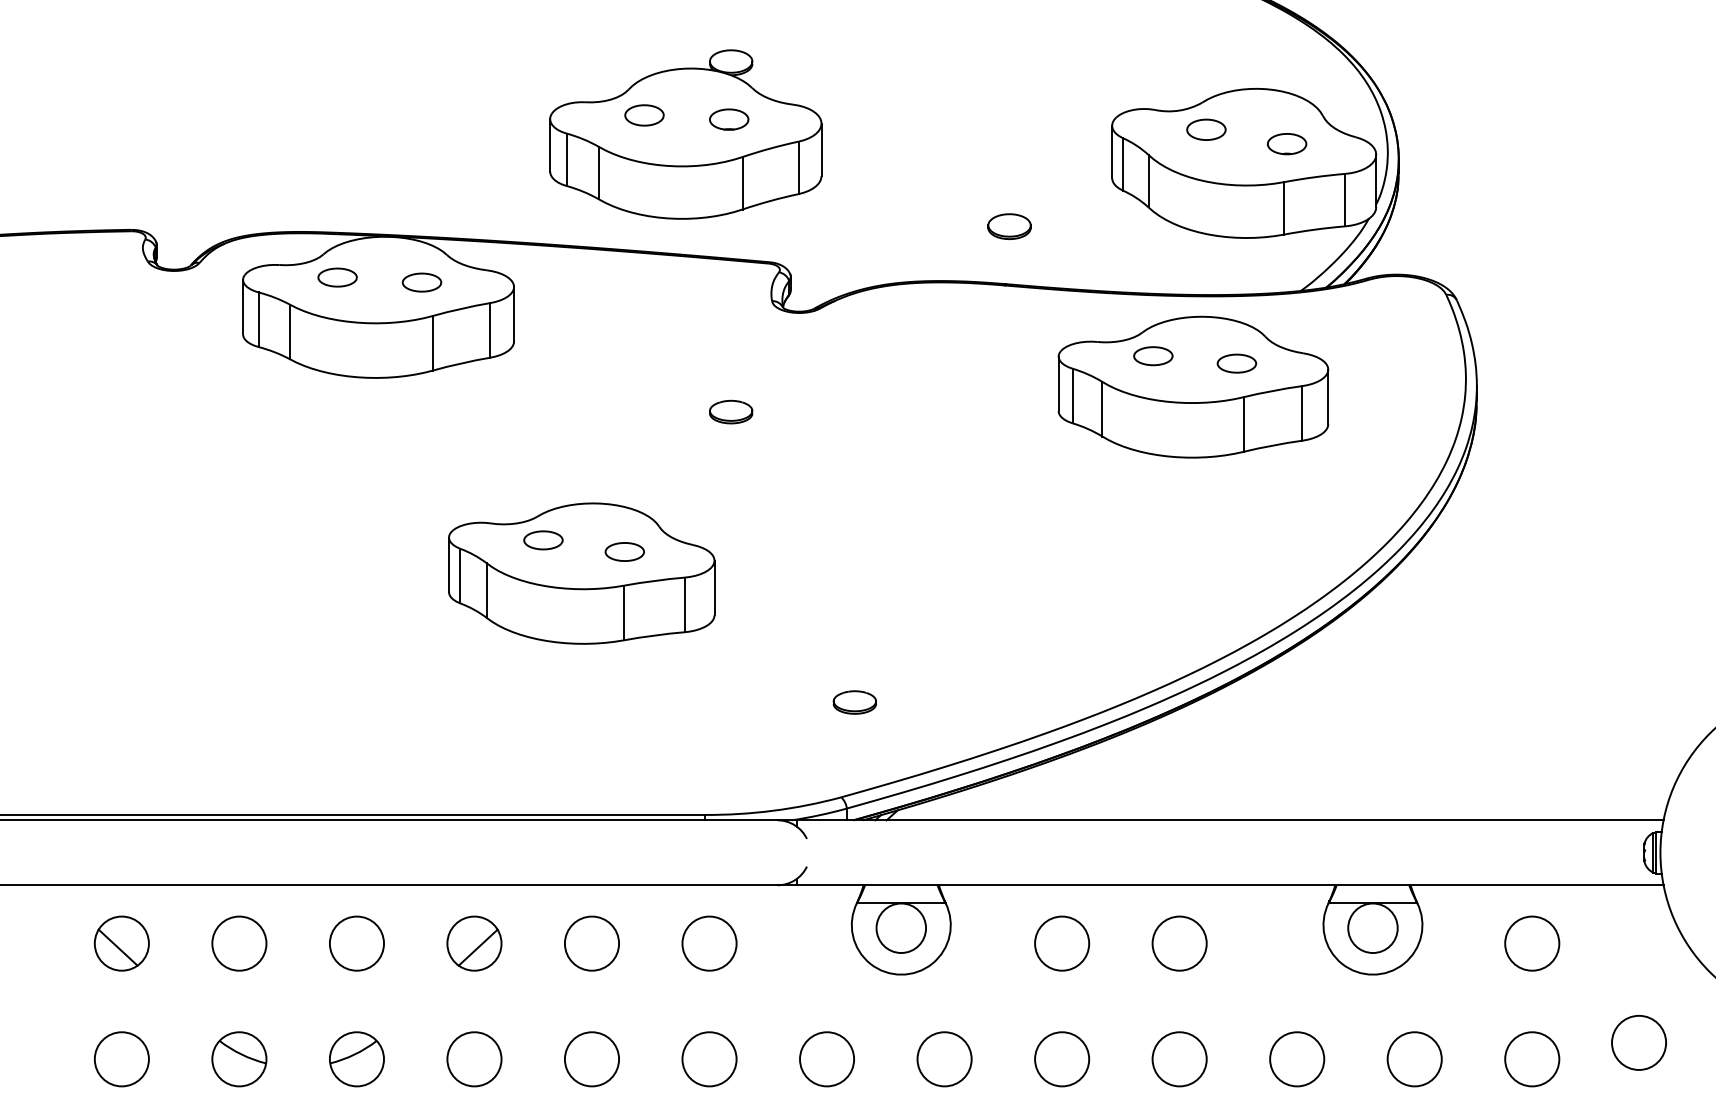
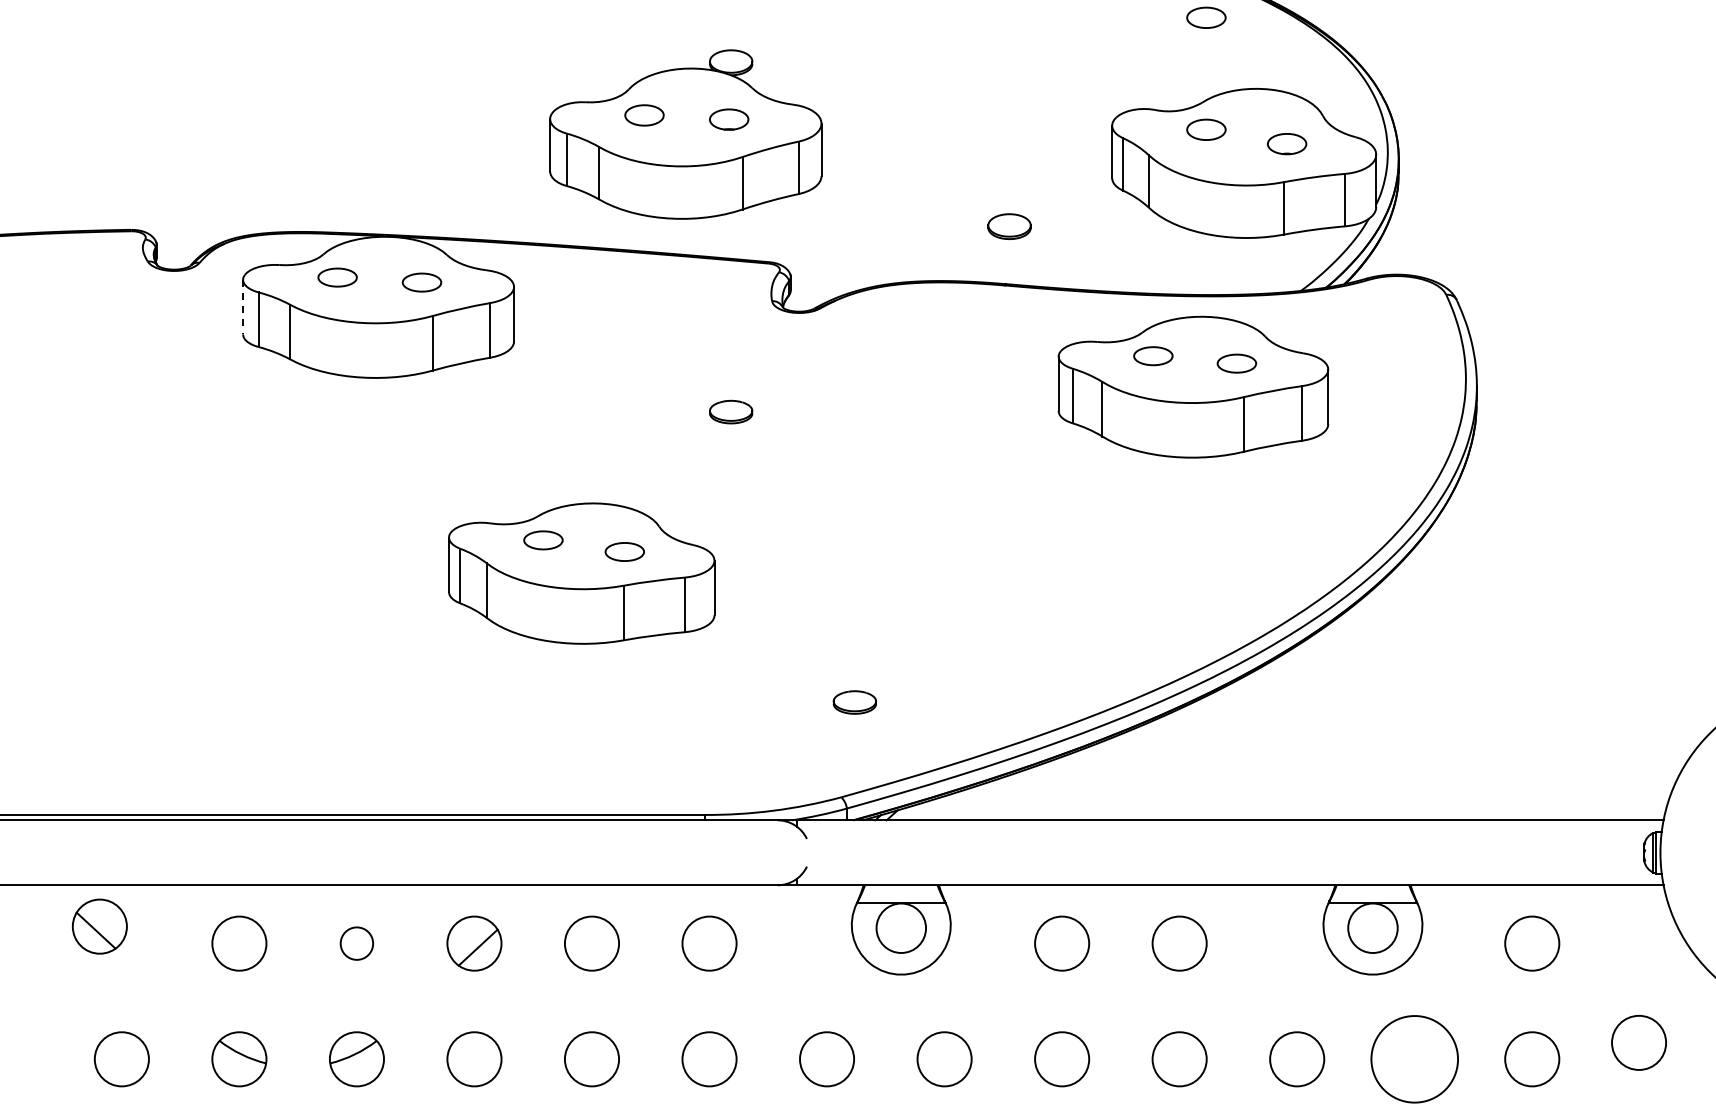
part: none -> present (1206, 17)
line: solid -> dashed (243, 307)
part position: (121, 943) -> (99, 926) (99, 926)
circle diameter: 54 px -> 32 px (356, 943)
circle diameter: 54 px -> 87 px (1414, 1059)
